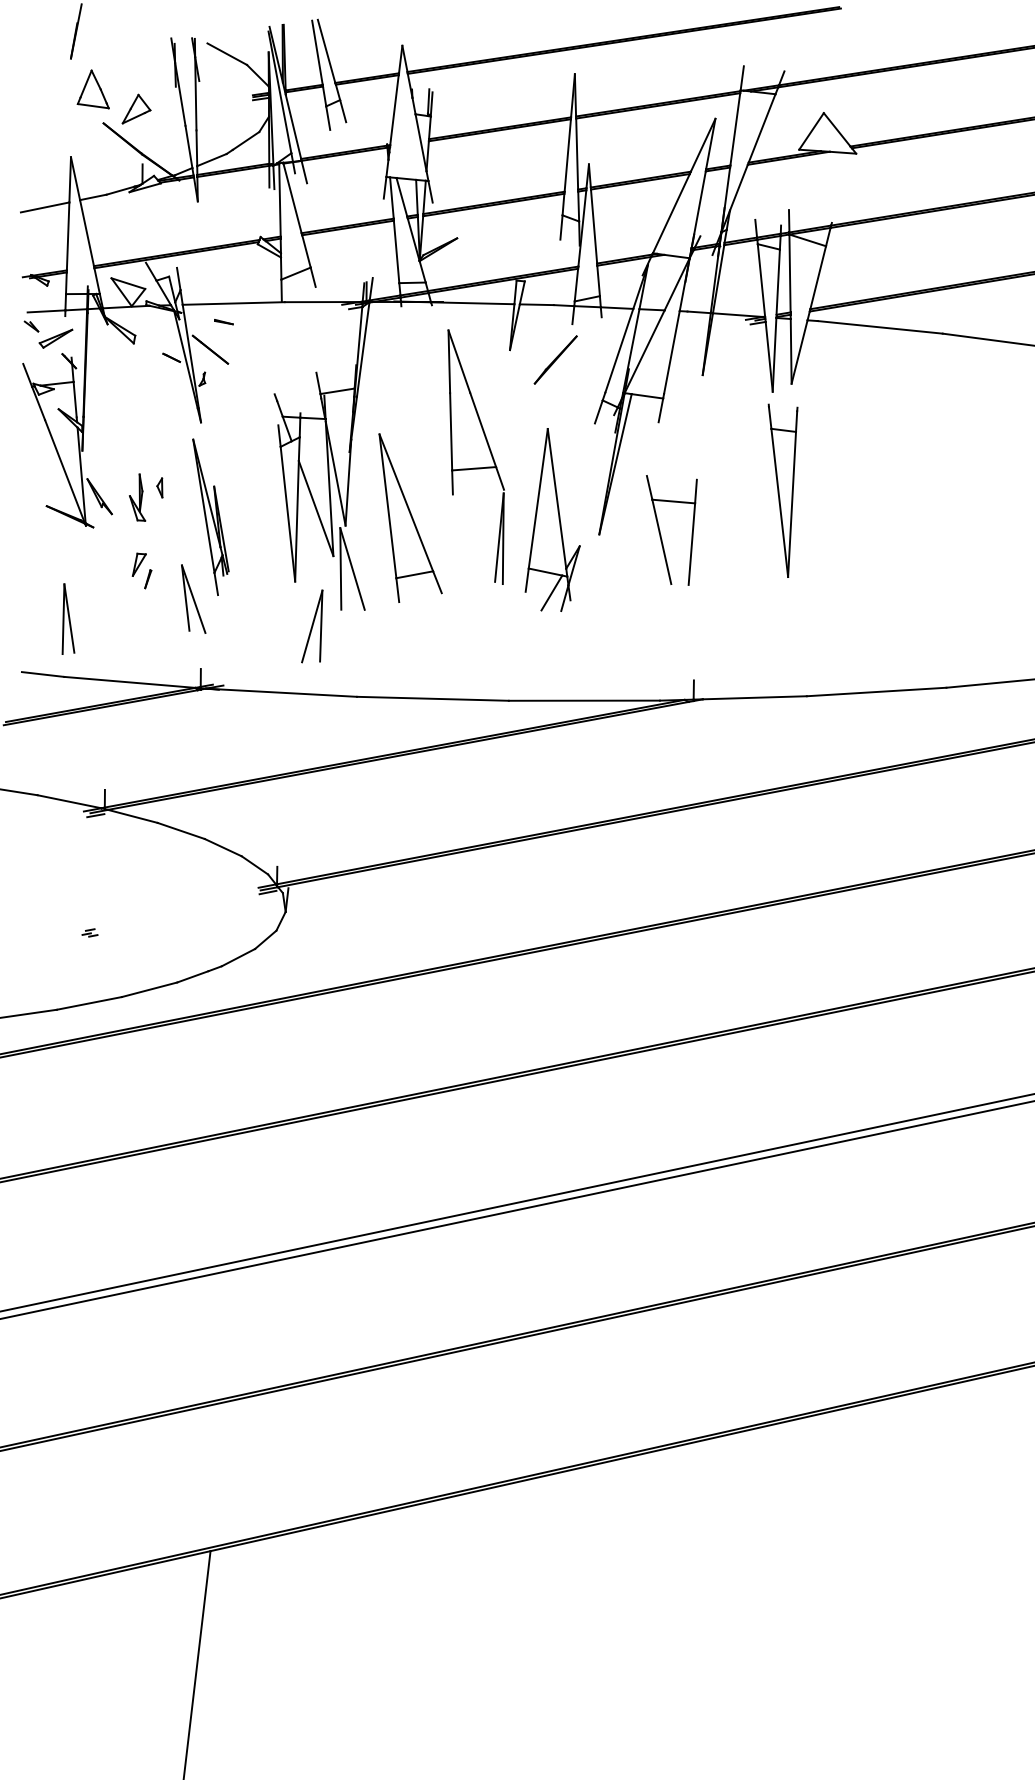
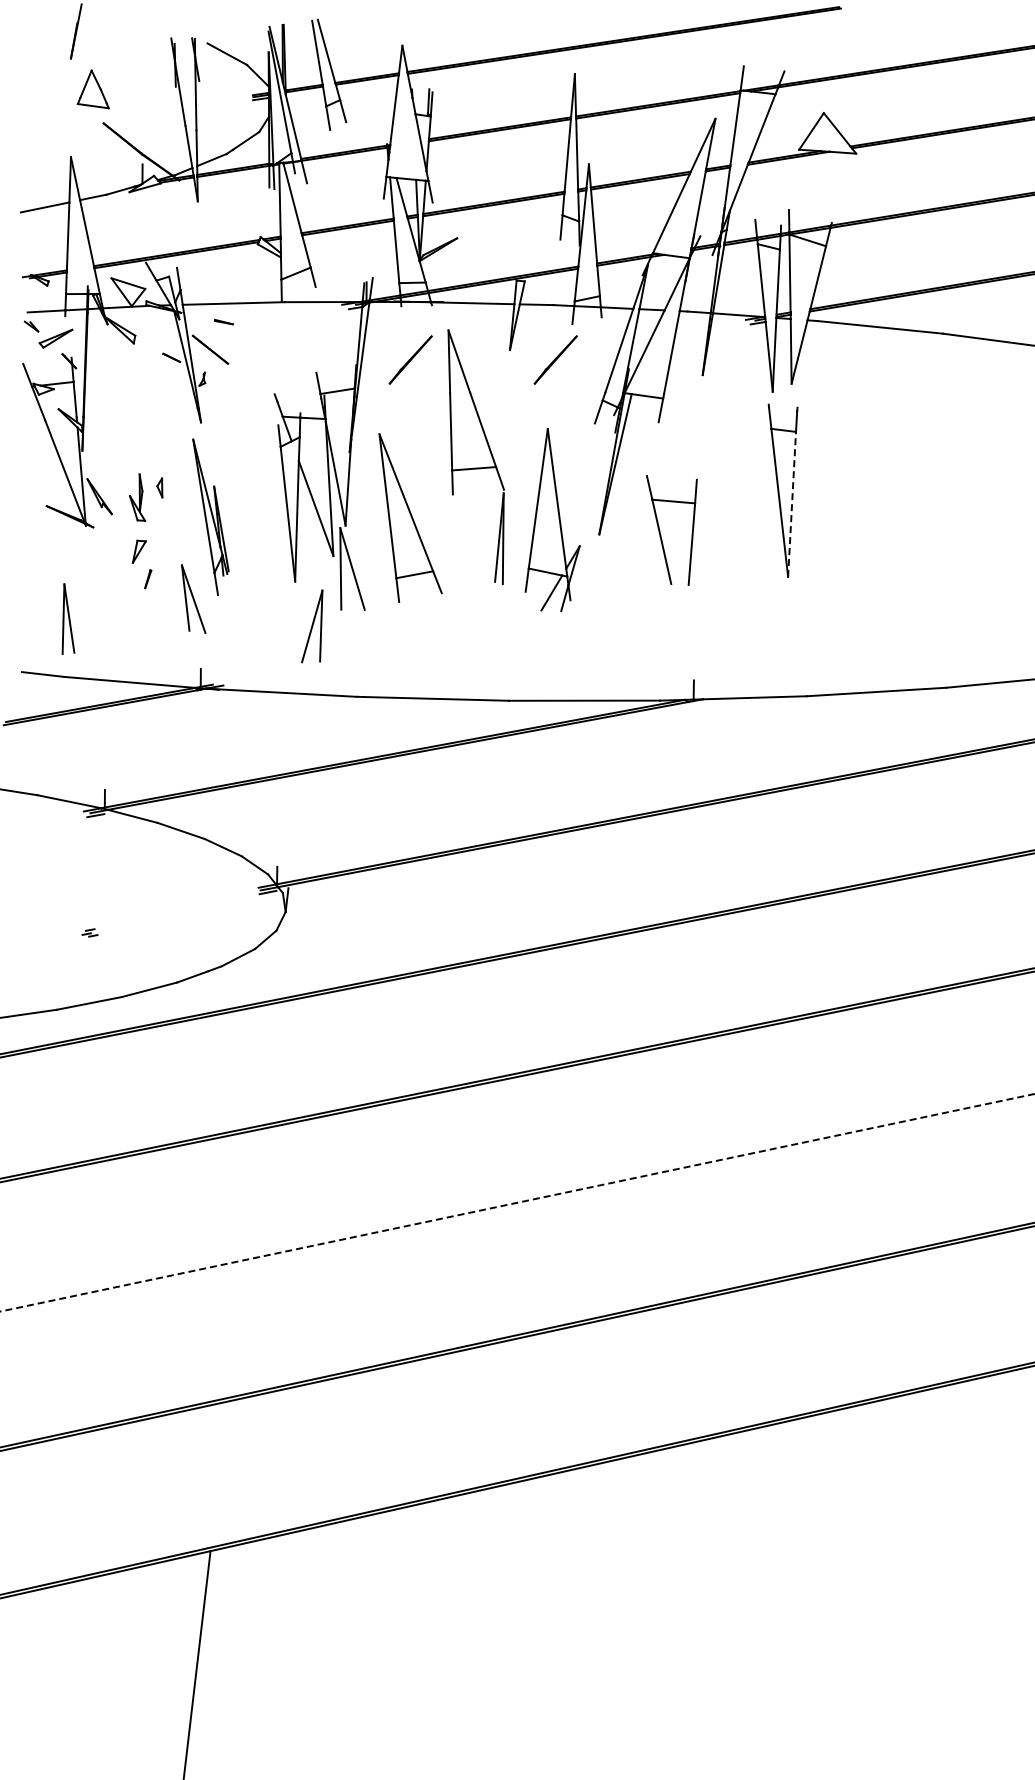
part: present -> none (136, 108)
line: none -> present (410, 359)
line: solid -> dashed (792, 504)
part position: (138, 564) -> (138, 551) (138, 551)
line: solid -> dashed (516, 1202)
line: present -> none (516, 1209)
